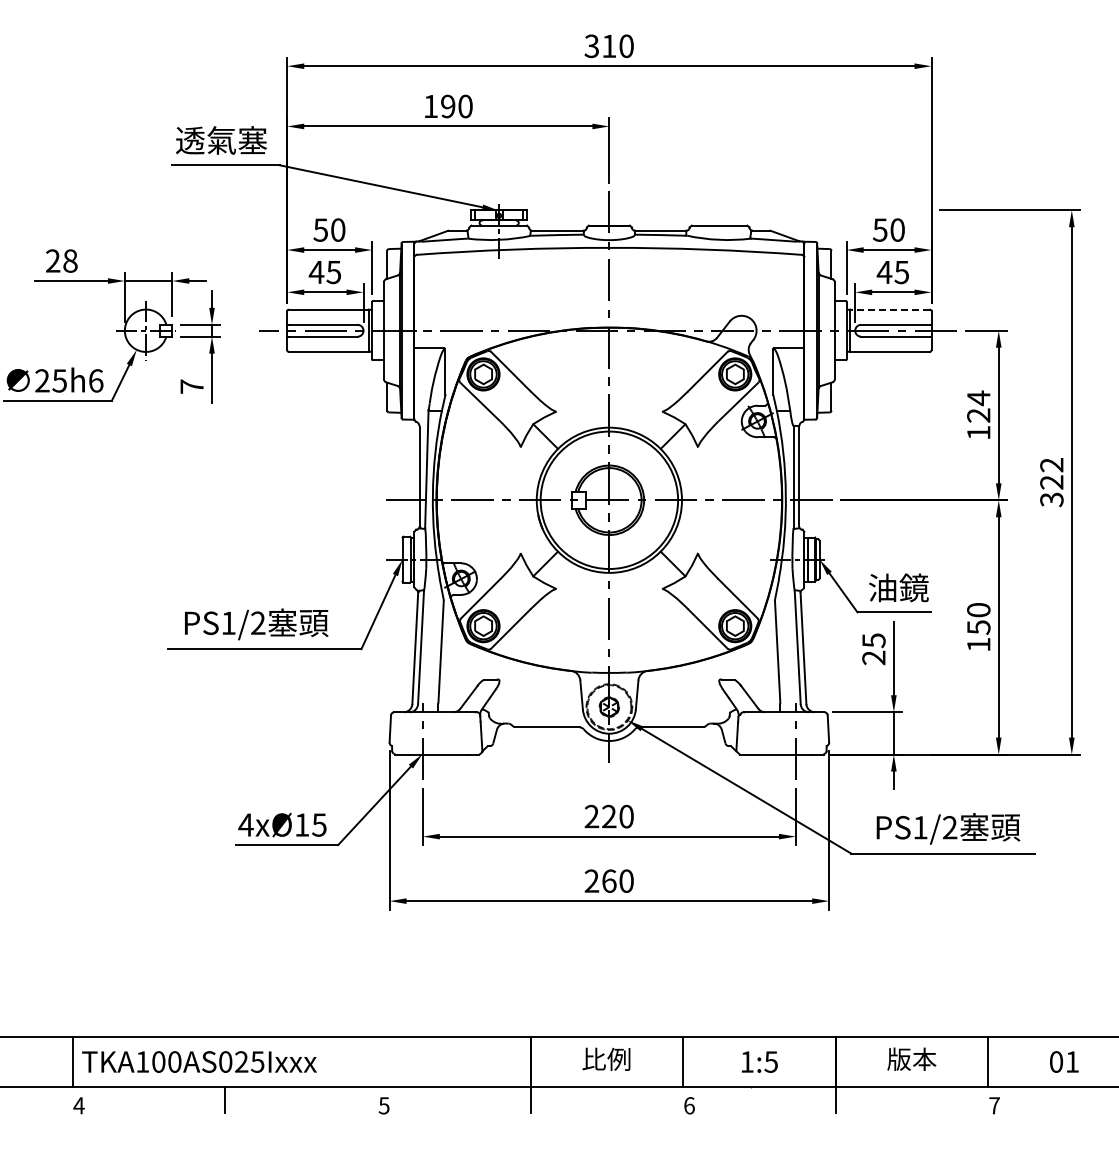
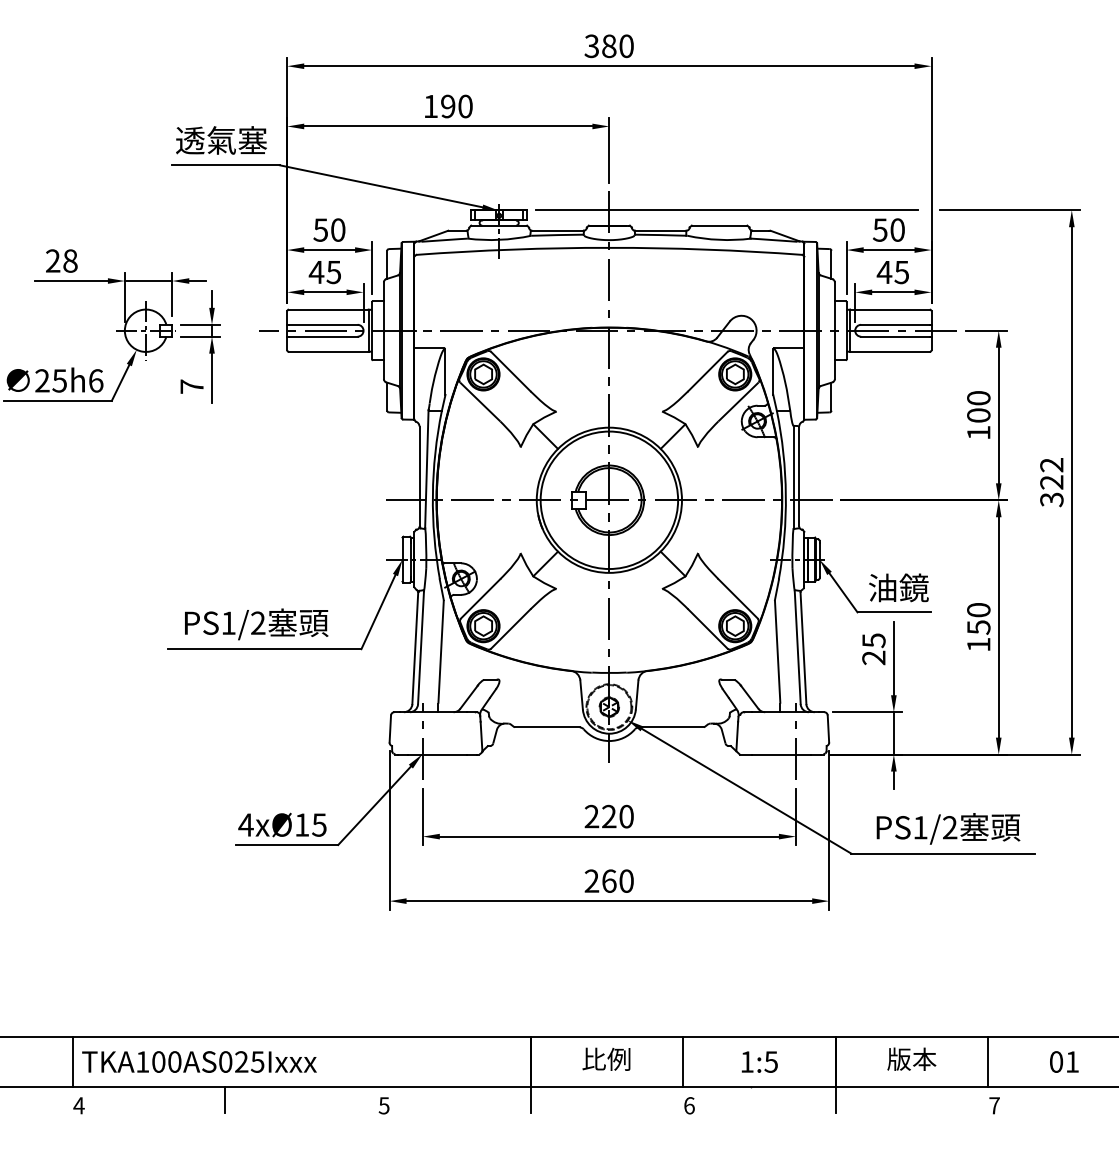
text: 310 -> 380 (609, 46)
line: none -> present (726, 210)
line: dashed -> solid (889, 309)
text: 124 -> 100 (978, 406)
